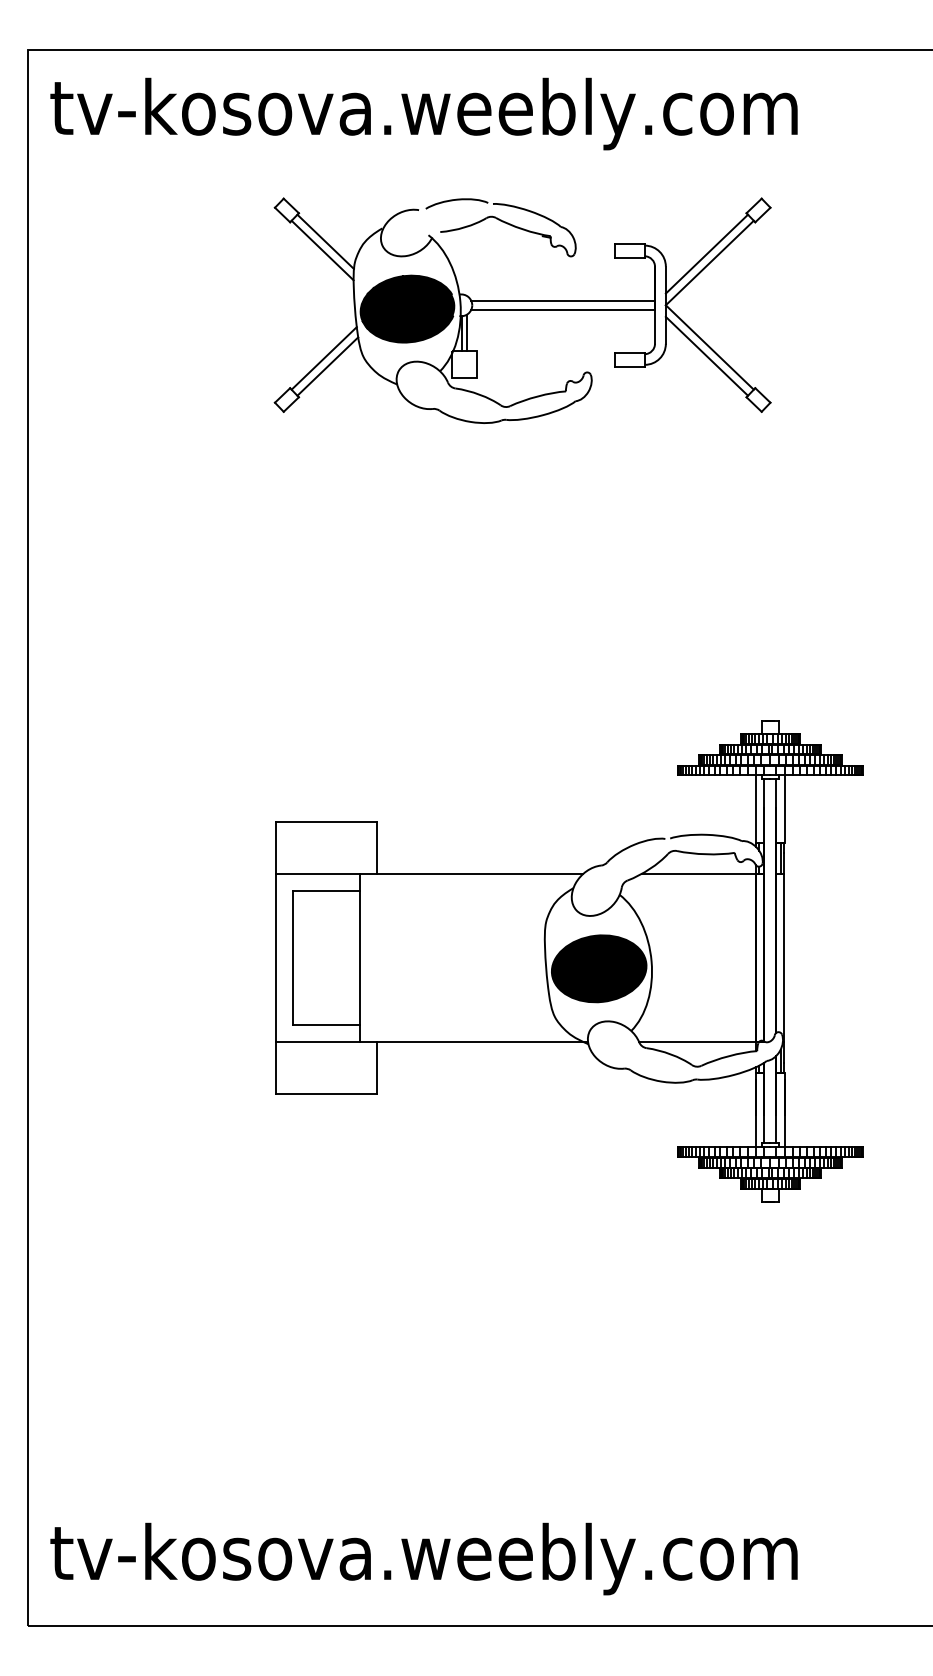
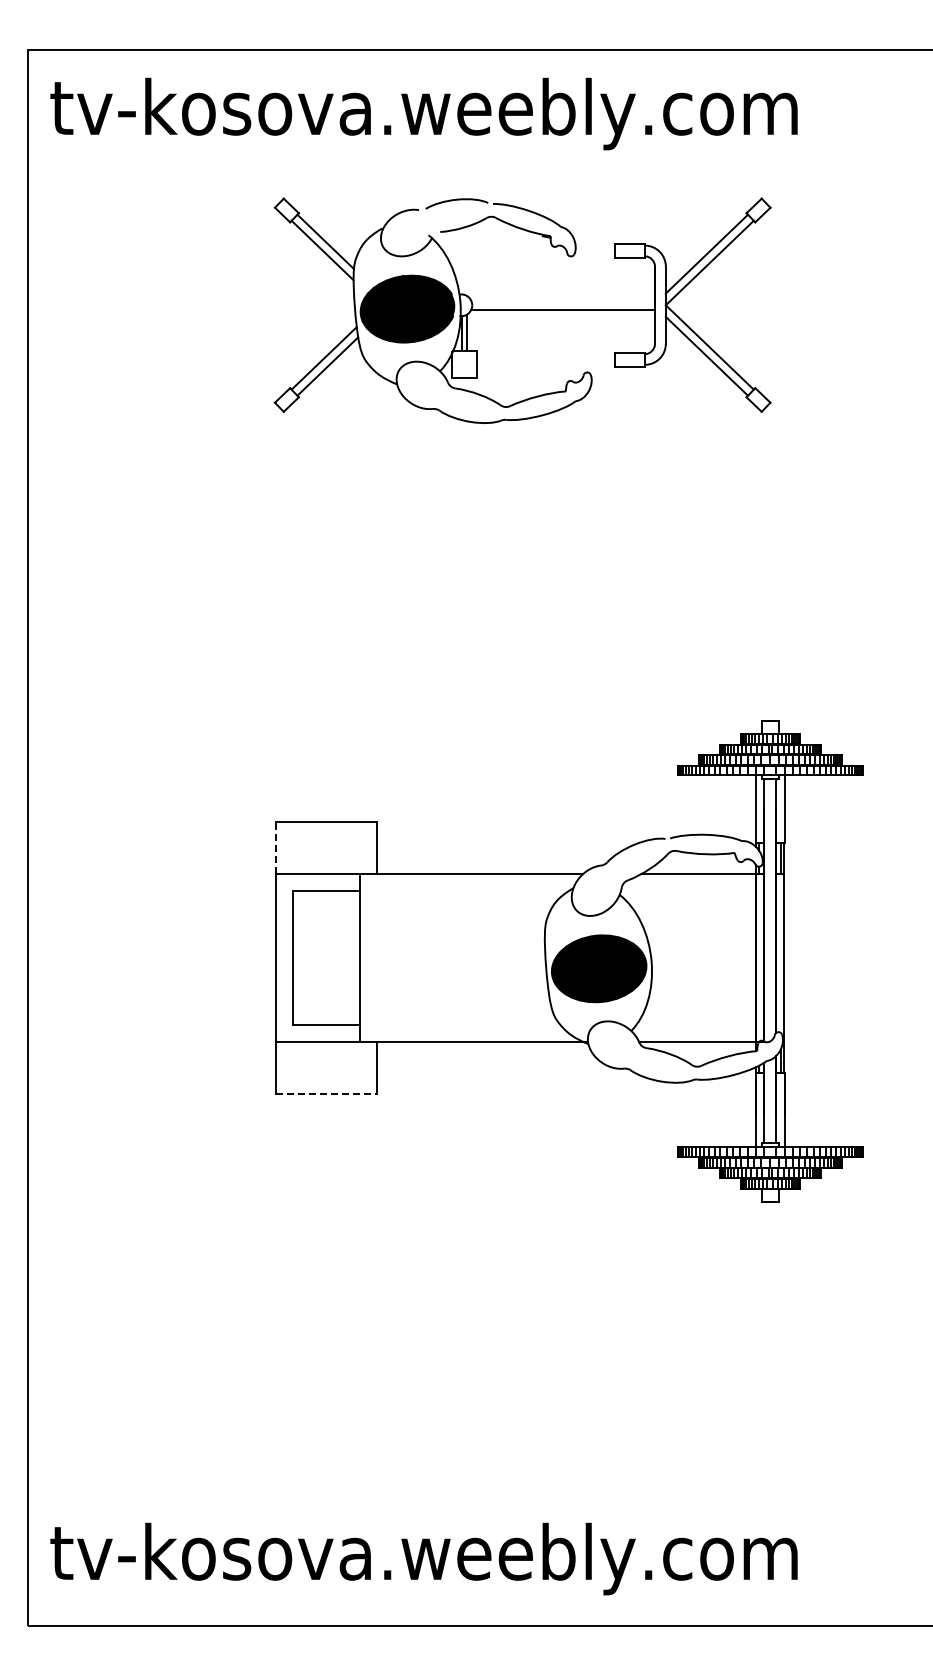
line: present -> none (563, 300)
line: solid -> dashed (276, 847)
line: solid -> dashed (327, 1093)
